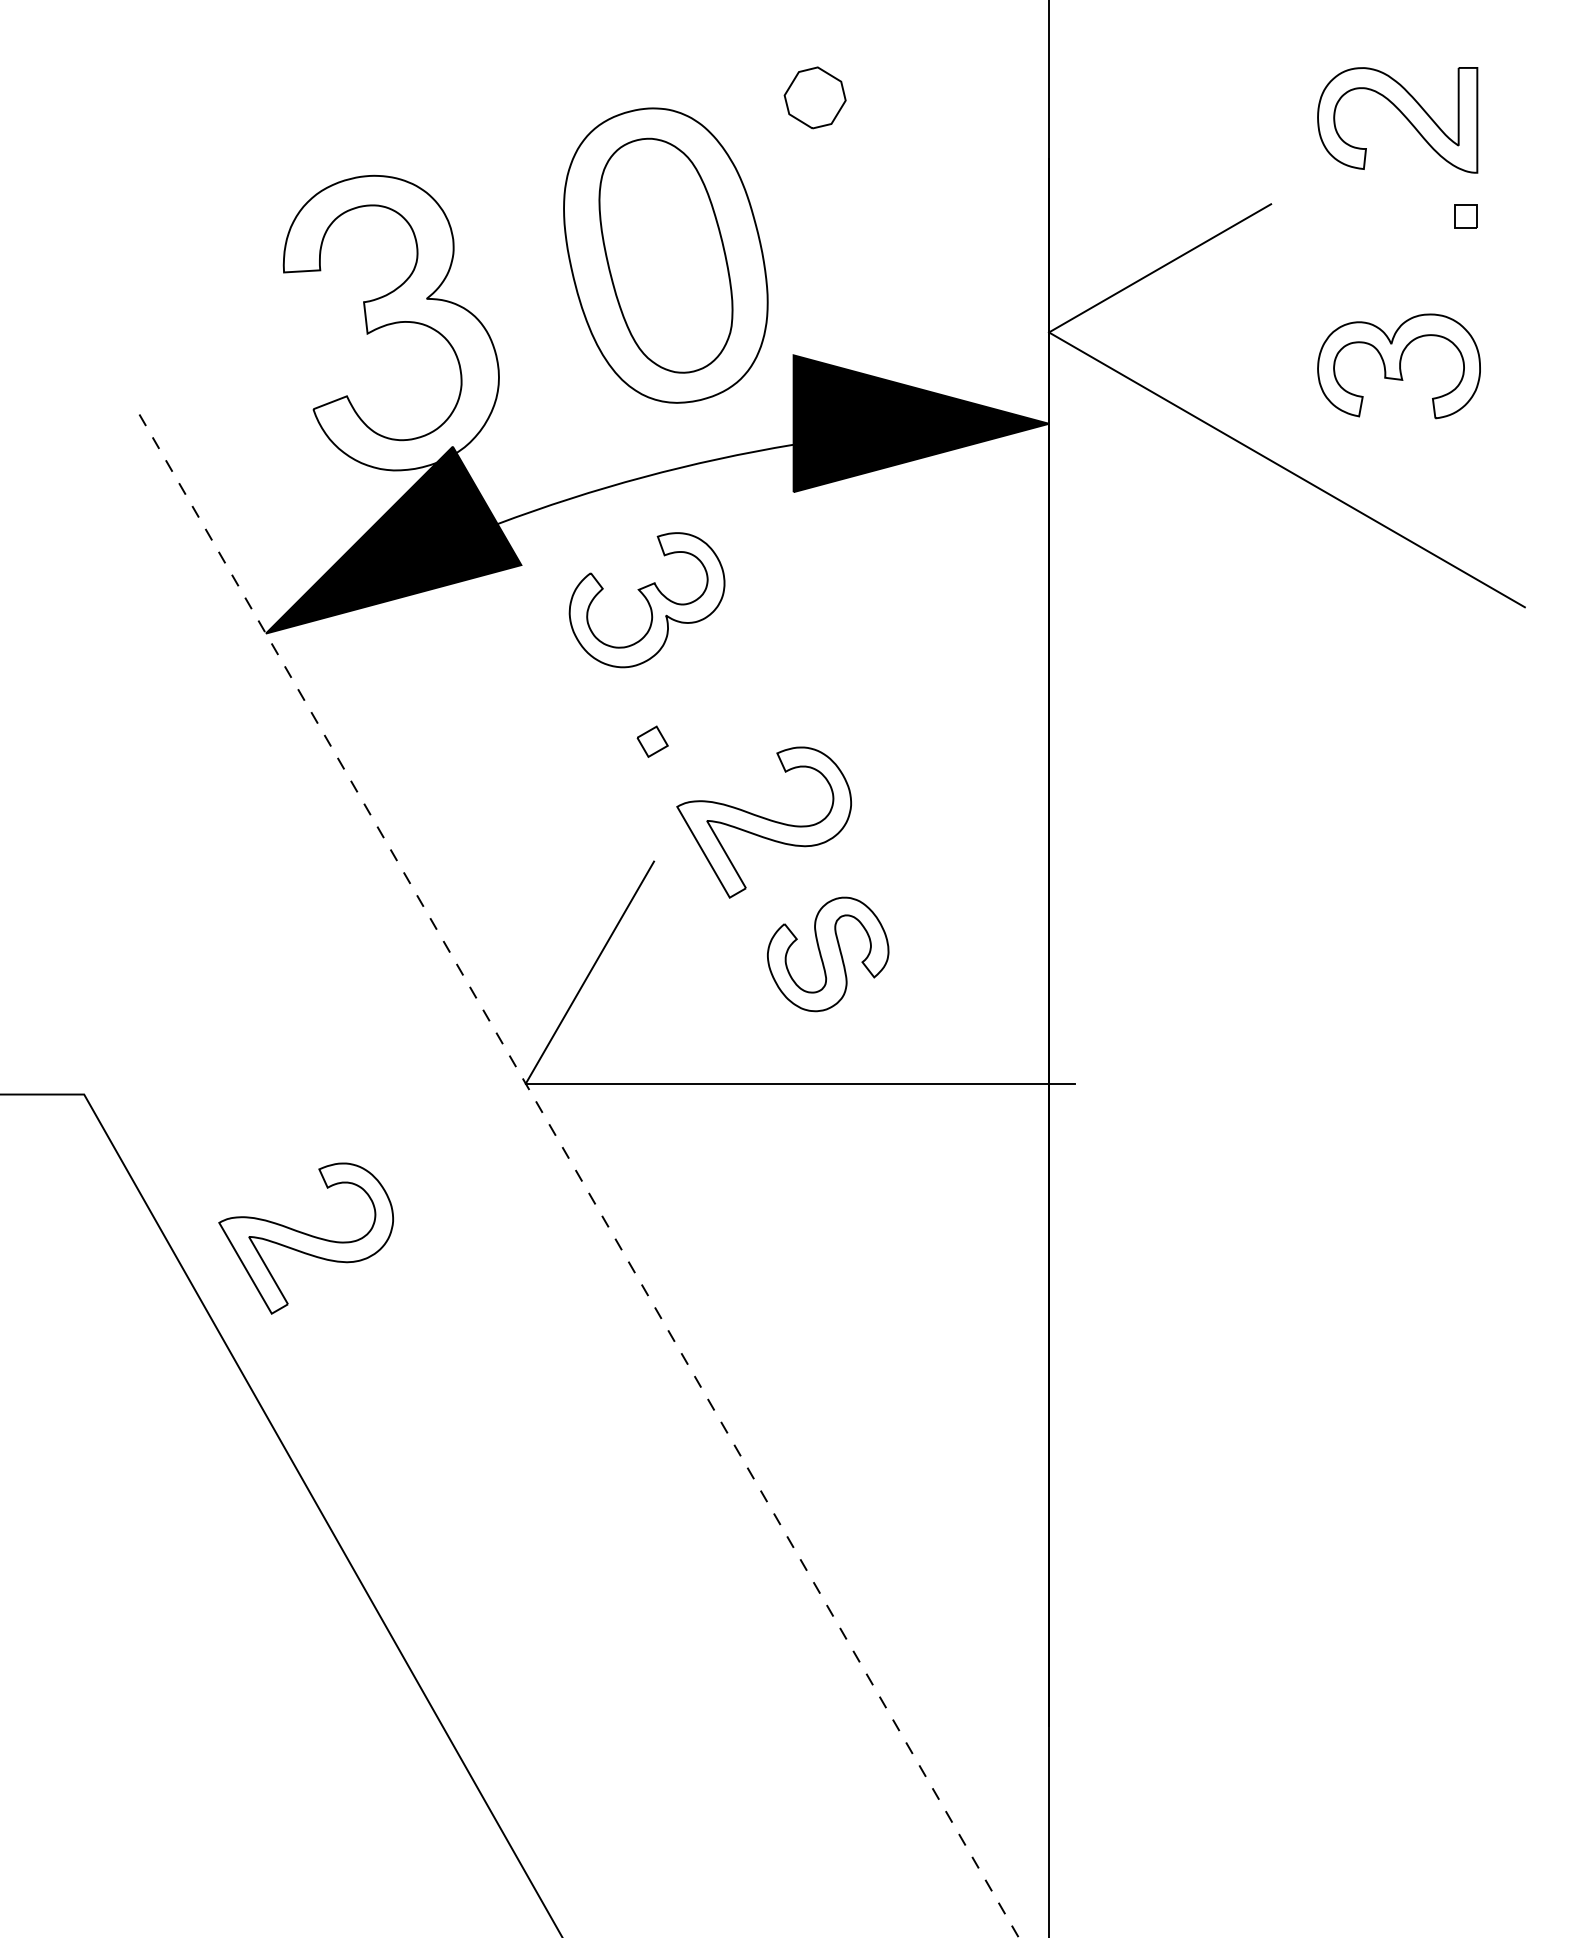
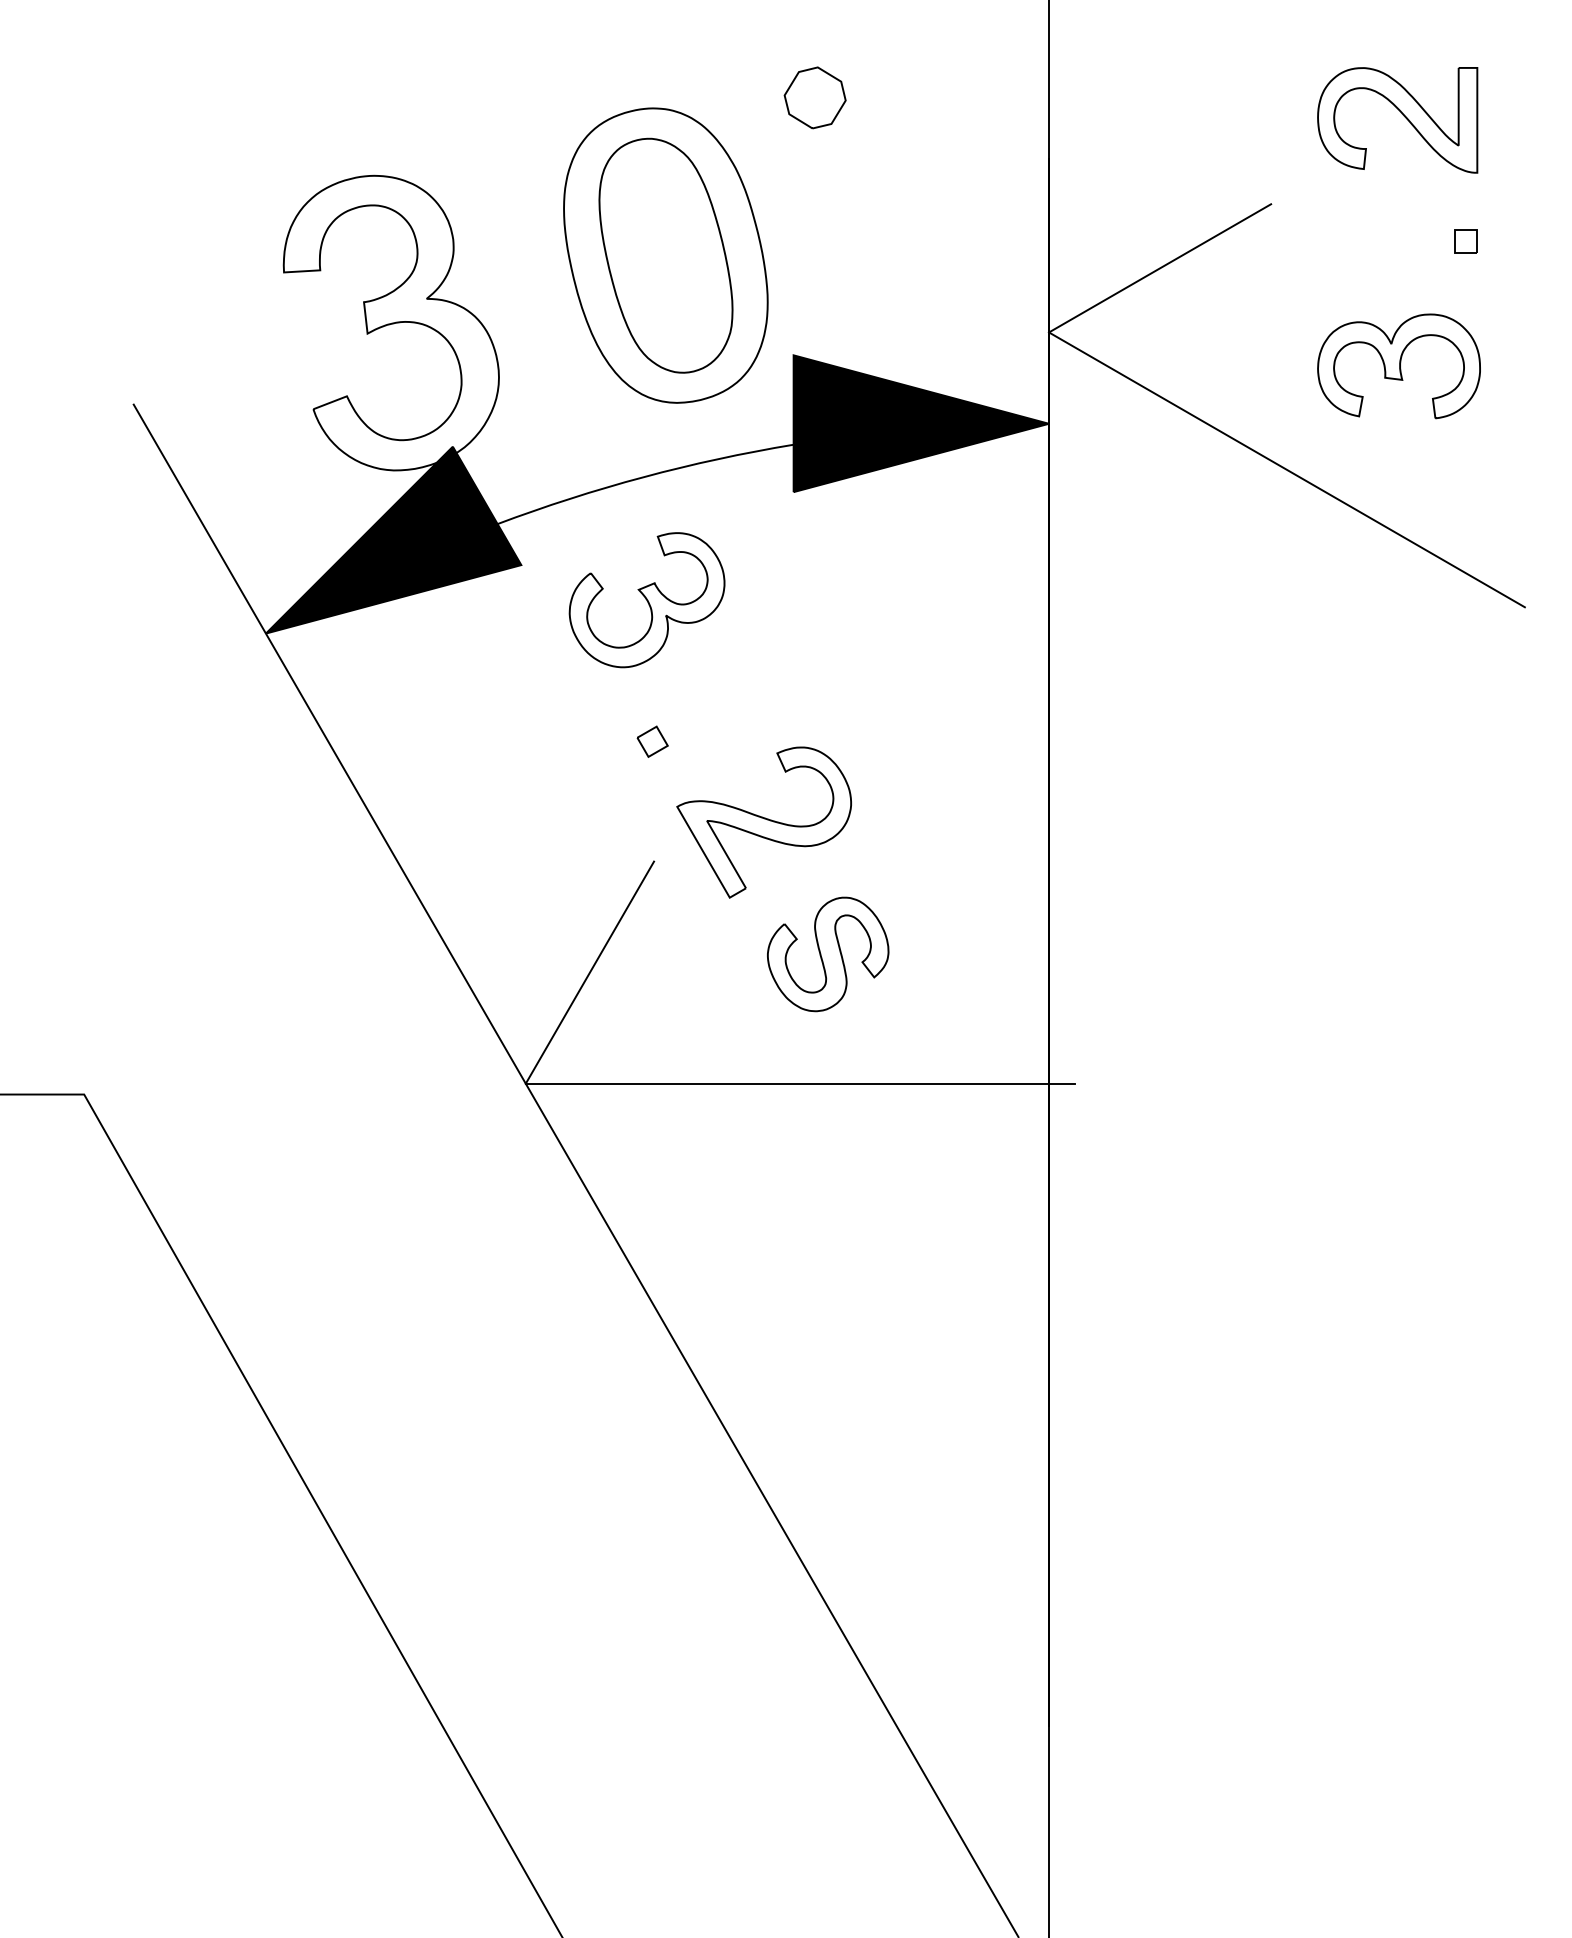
part position: (1465, 216) -> (1465, 241) (1465, 241)
line: dashed -> solid (576, 1170)
part: present -> none (305, 1238)
